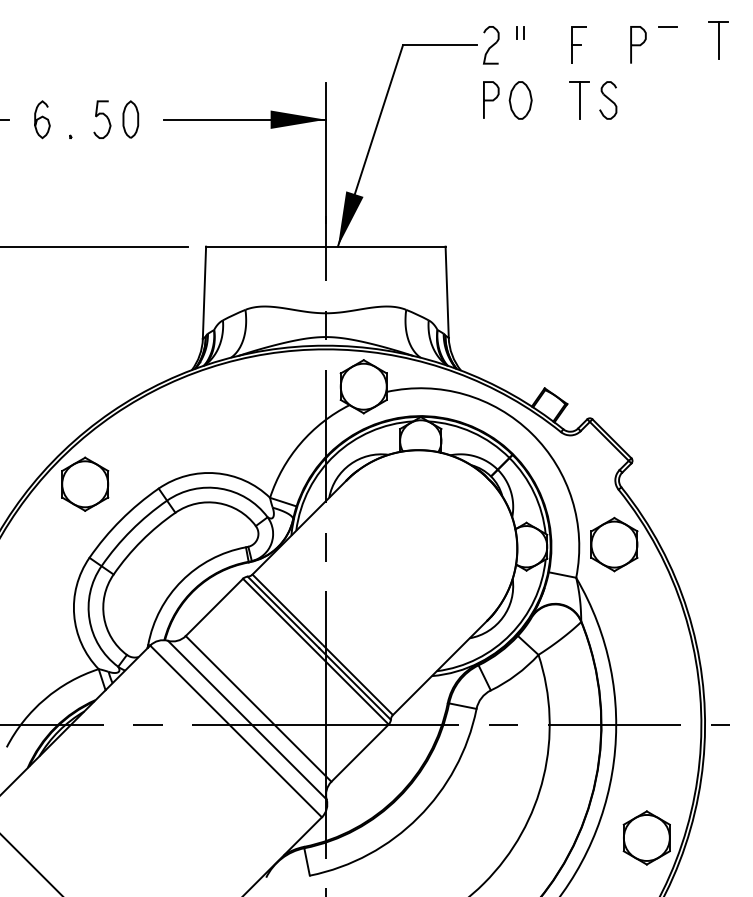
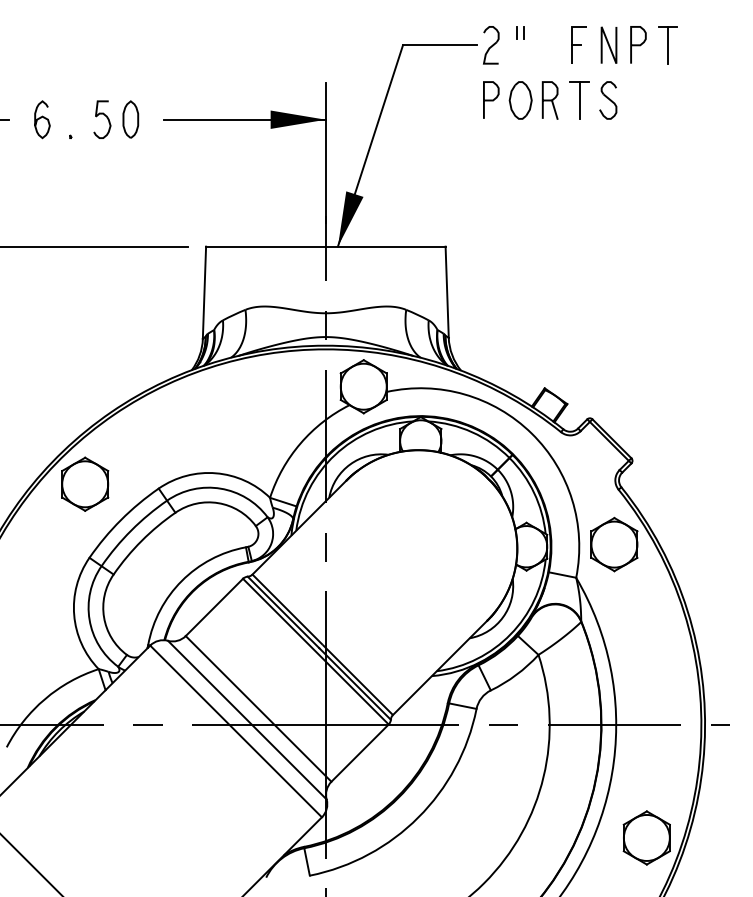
part: present -> none (718, 40)
line: none -> present (608, 44)
line: none -> present (667, 44)
part: none -> present (549, 100)
